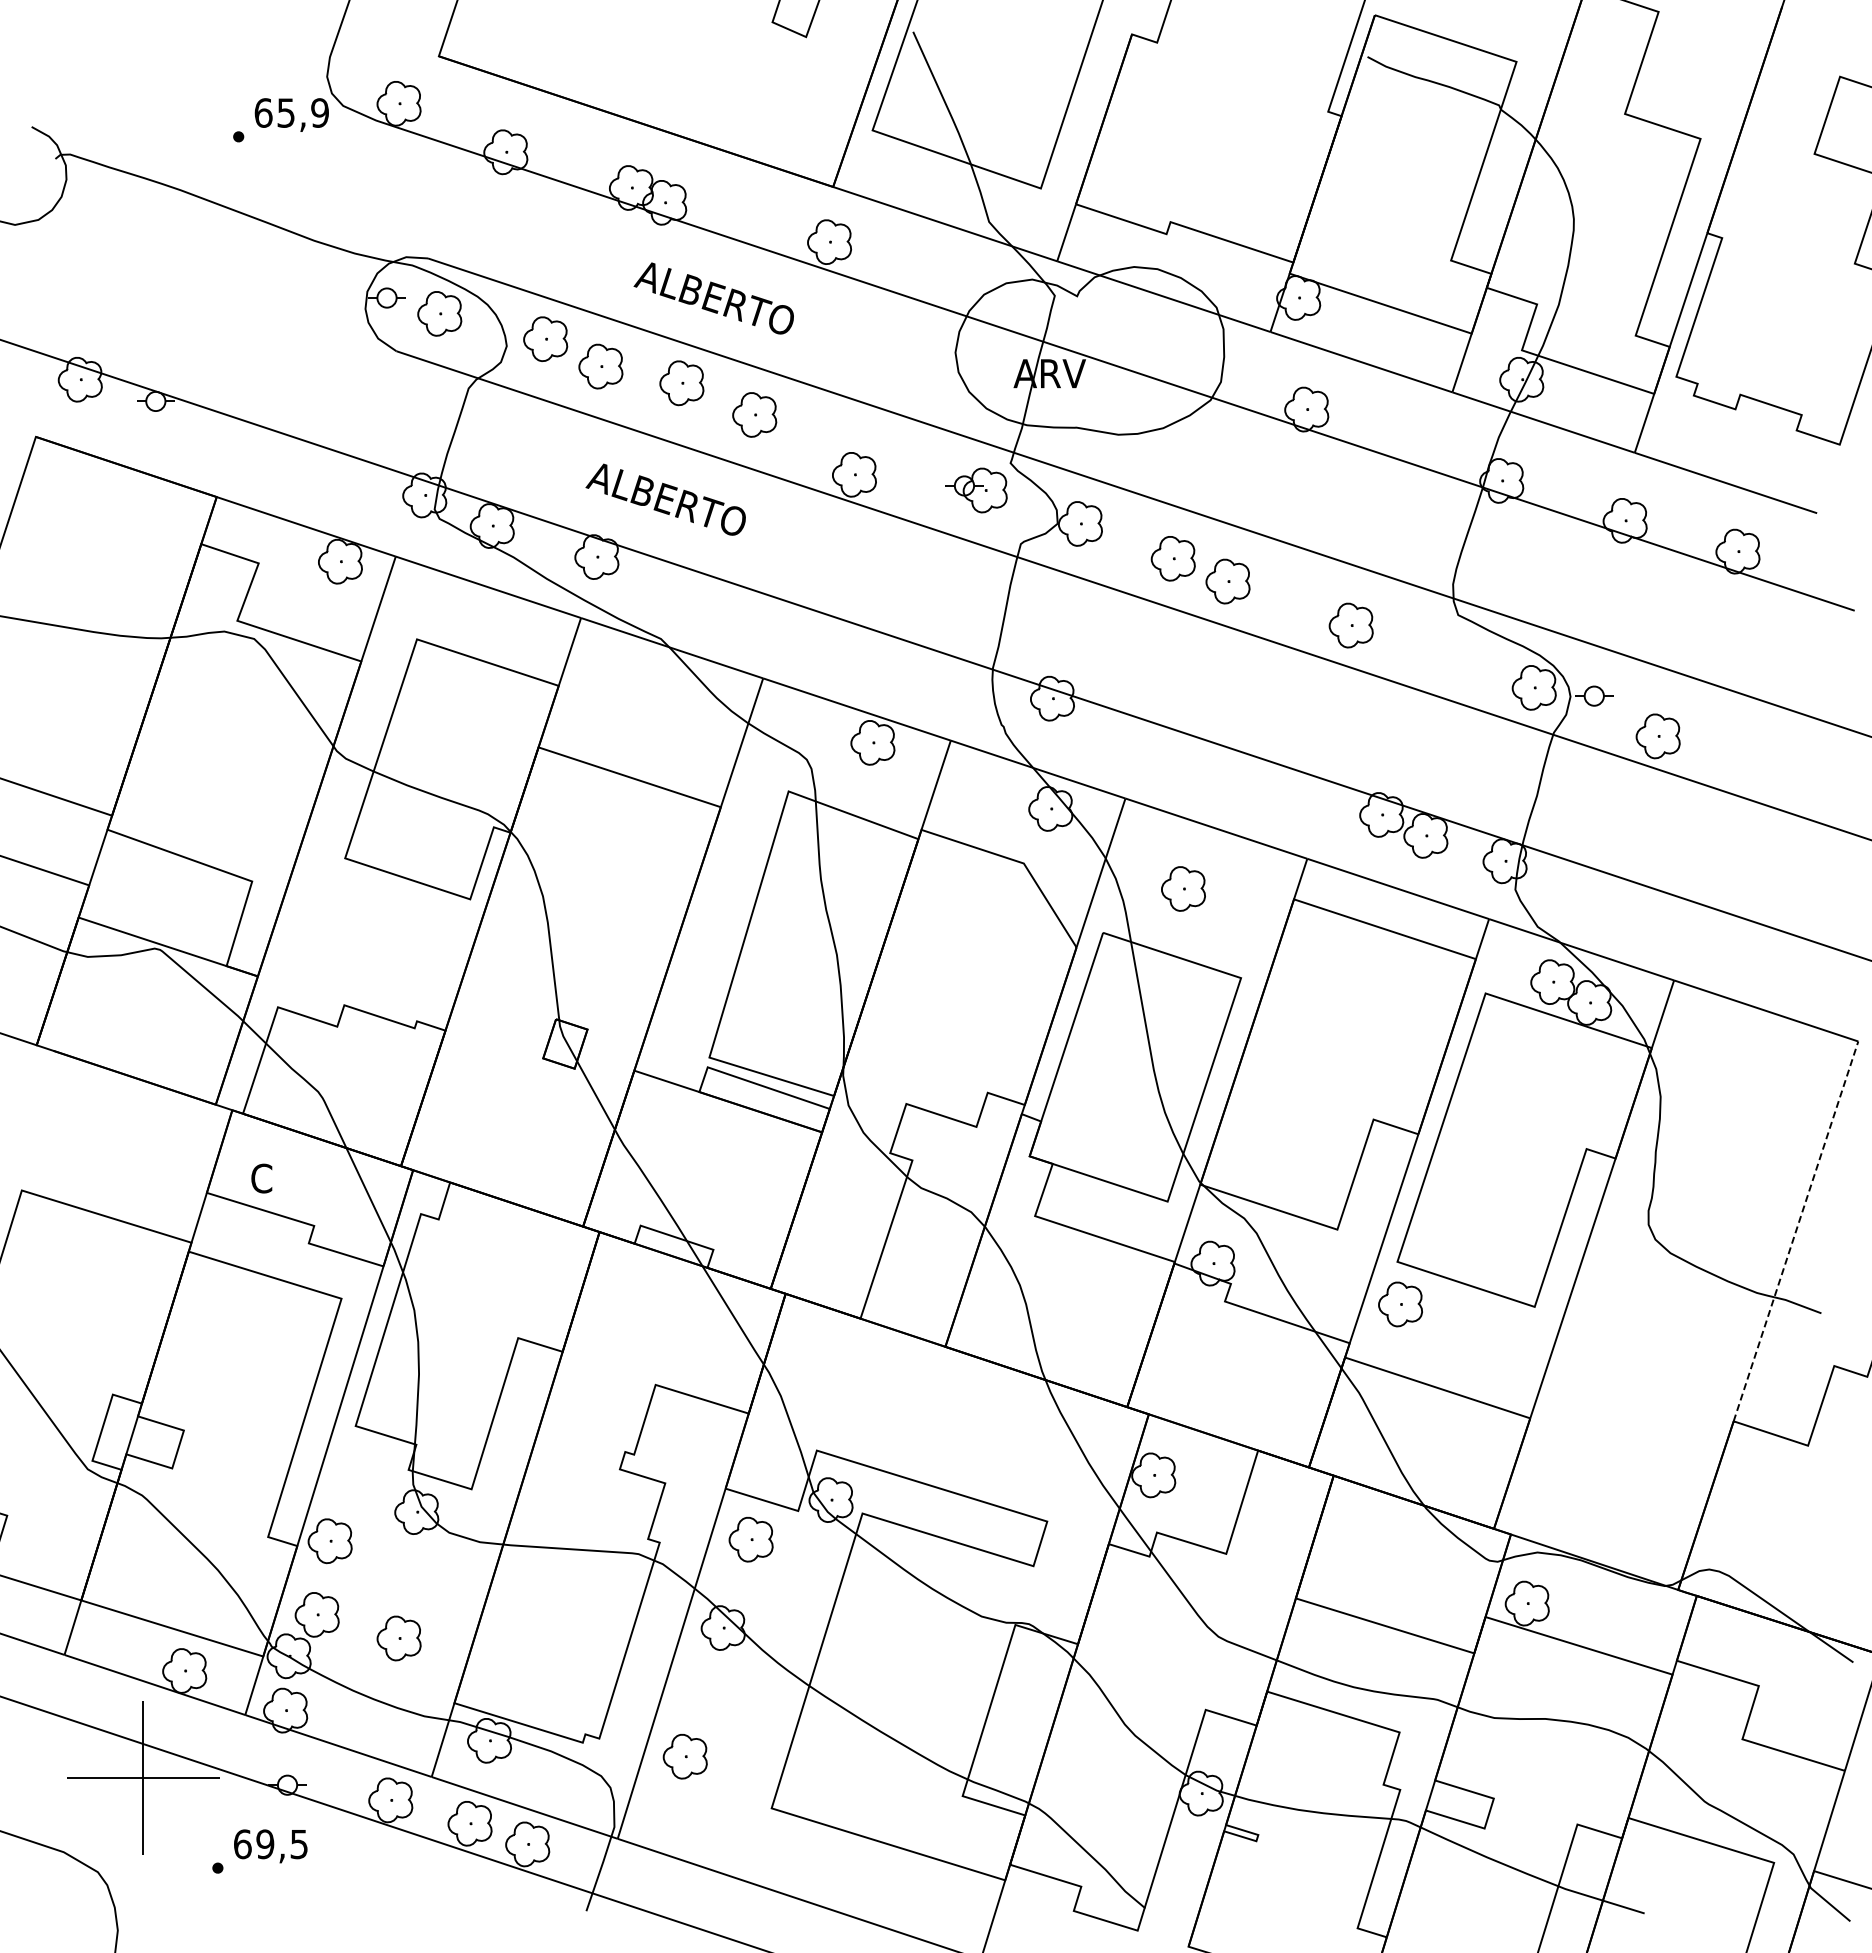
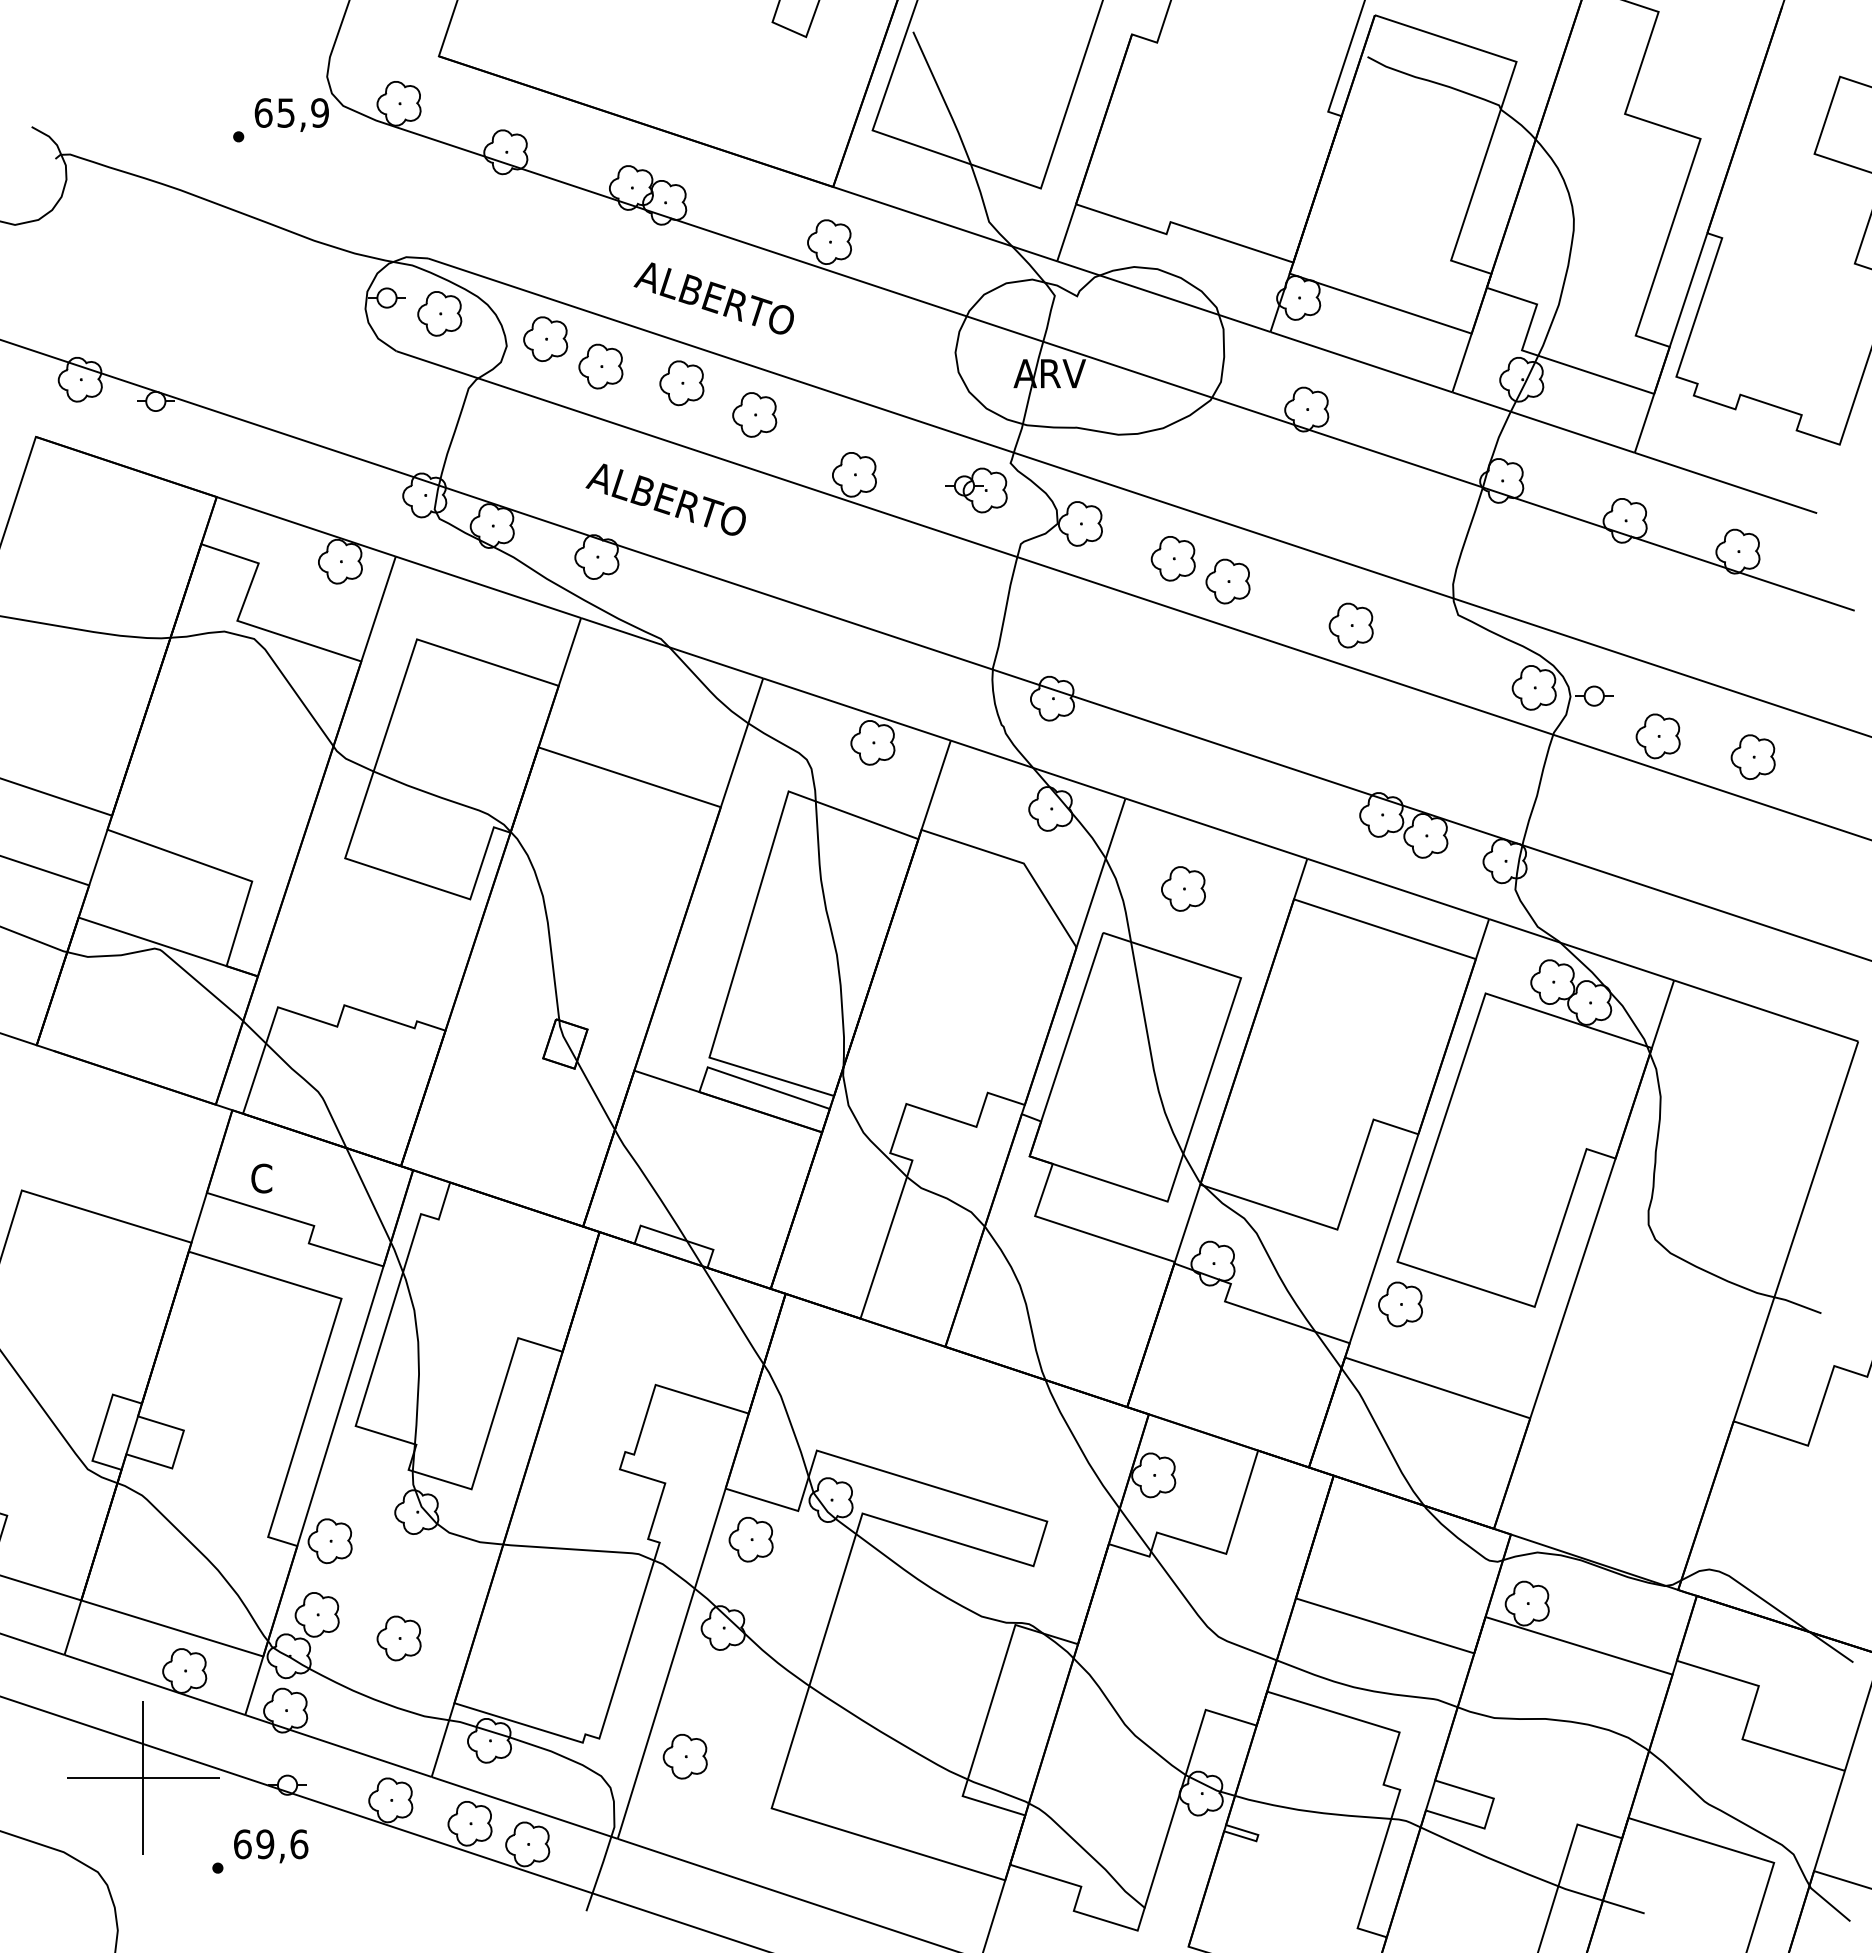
part: none -> present (1752, 756)
line: dashed -> solid (1796, 1231)
text: 69,5 -> 69,6 (299, 1844)
